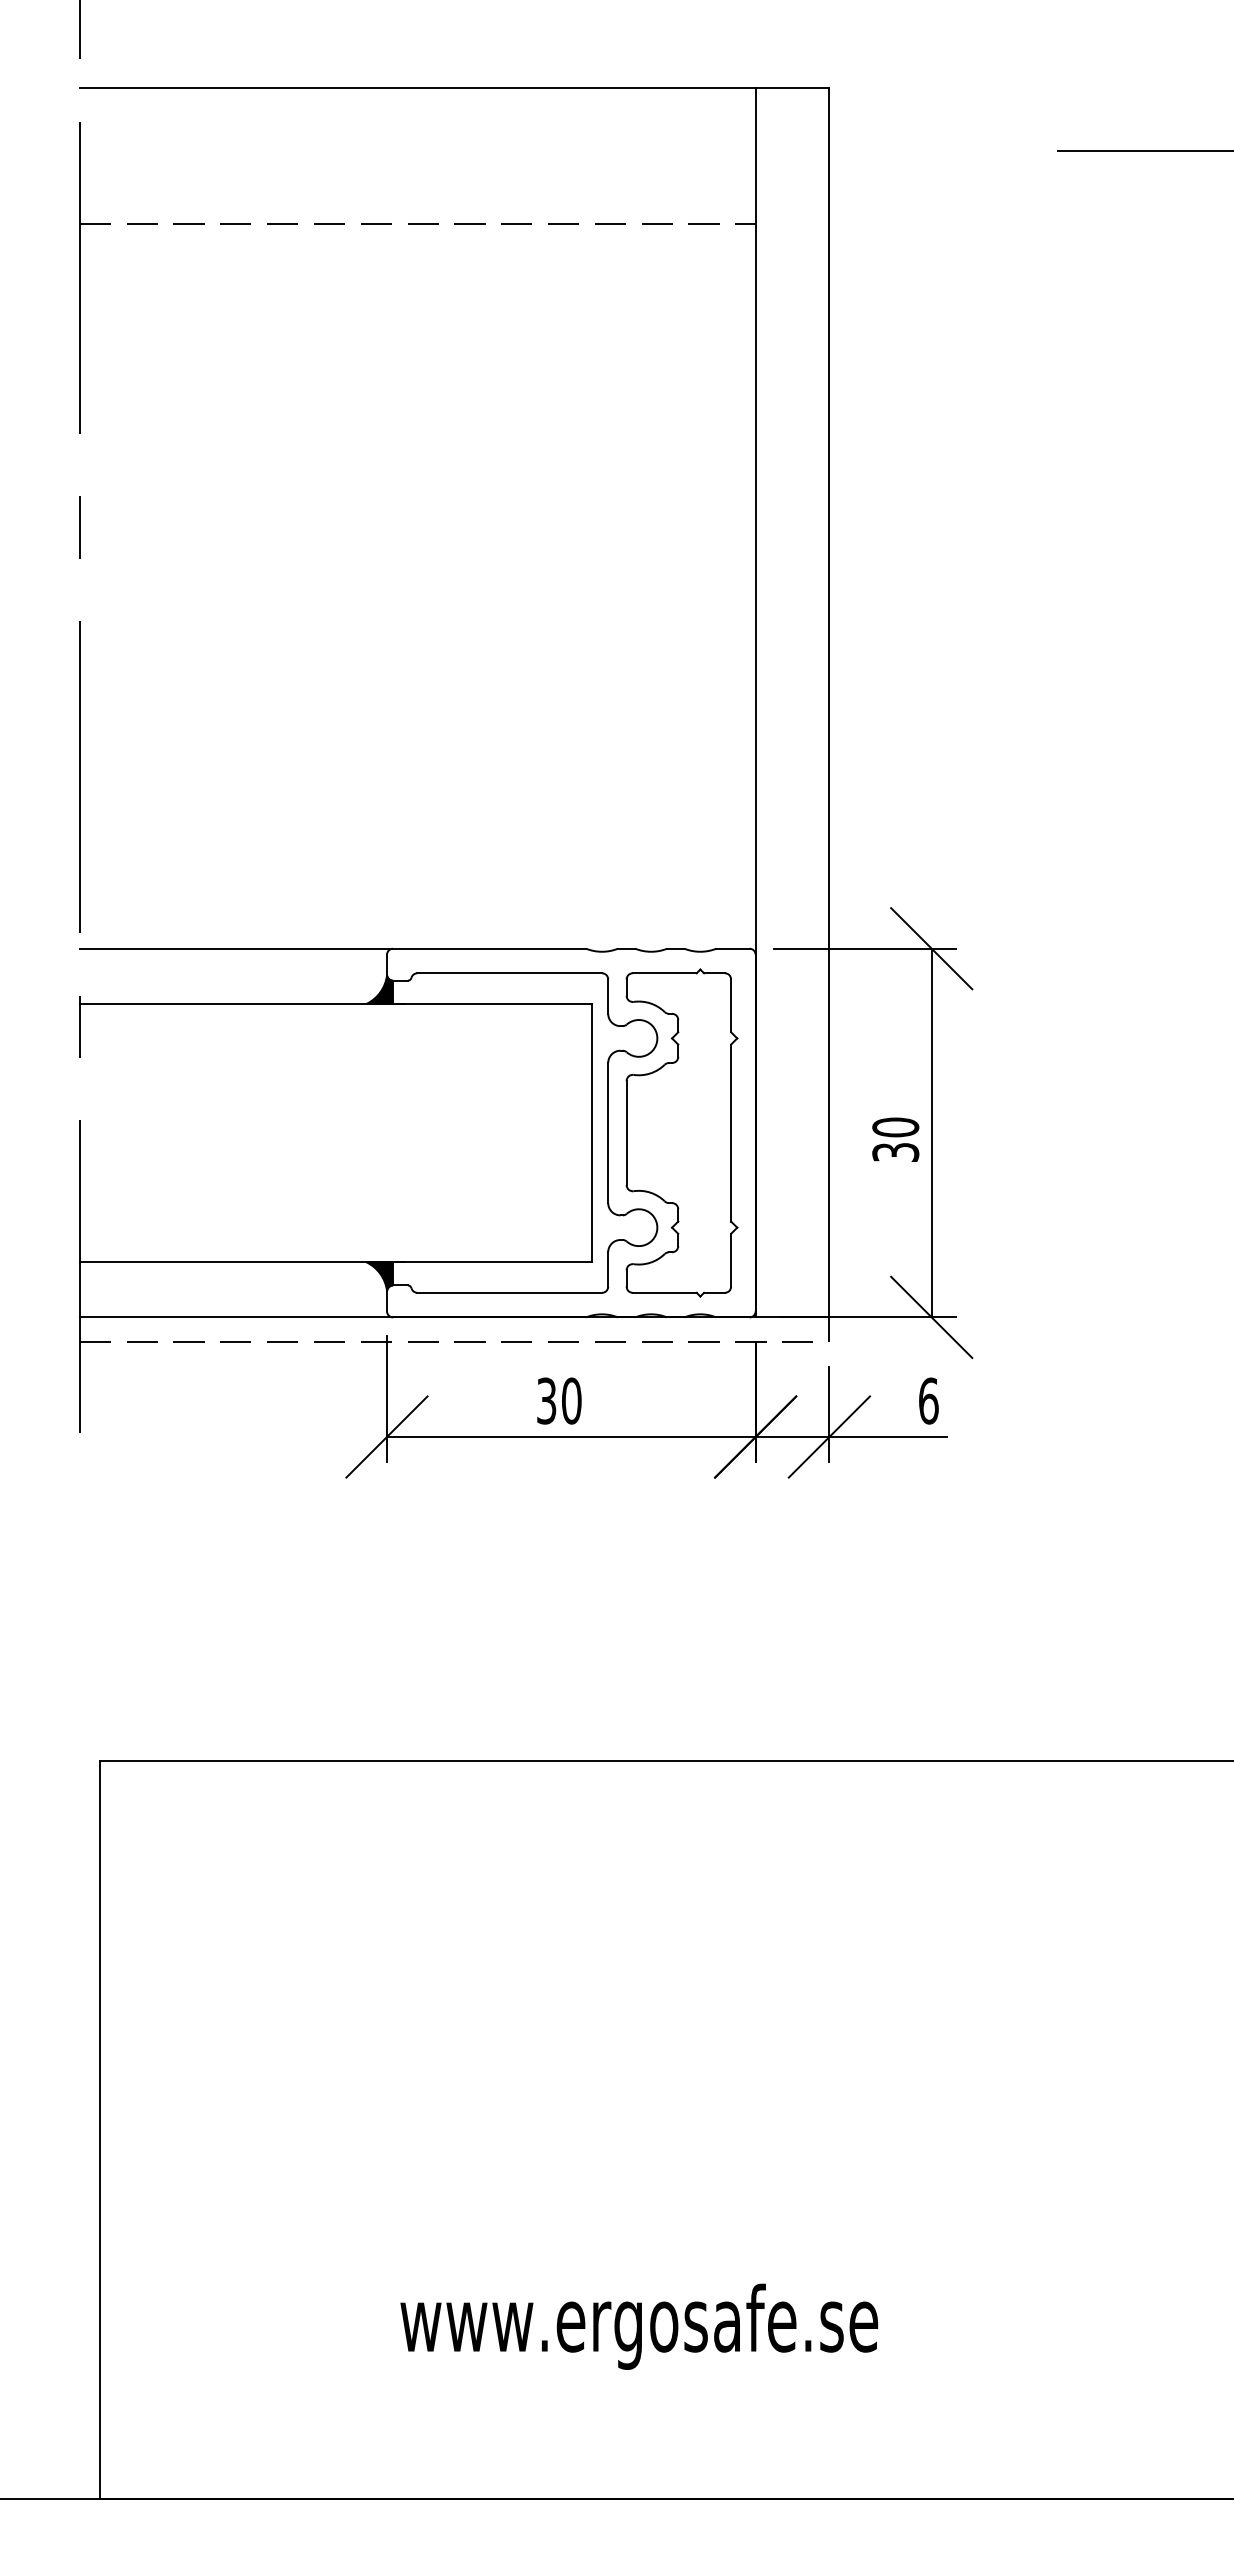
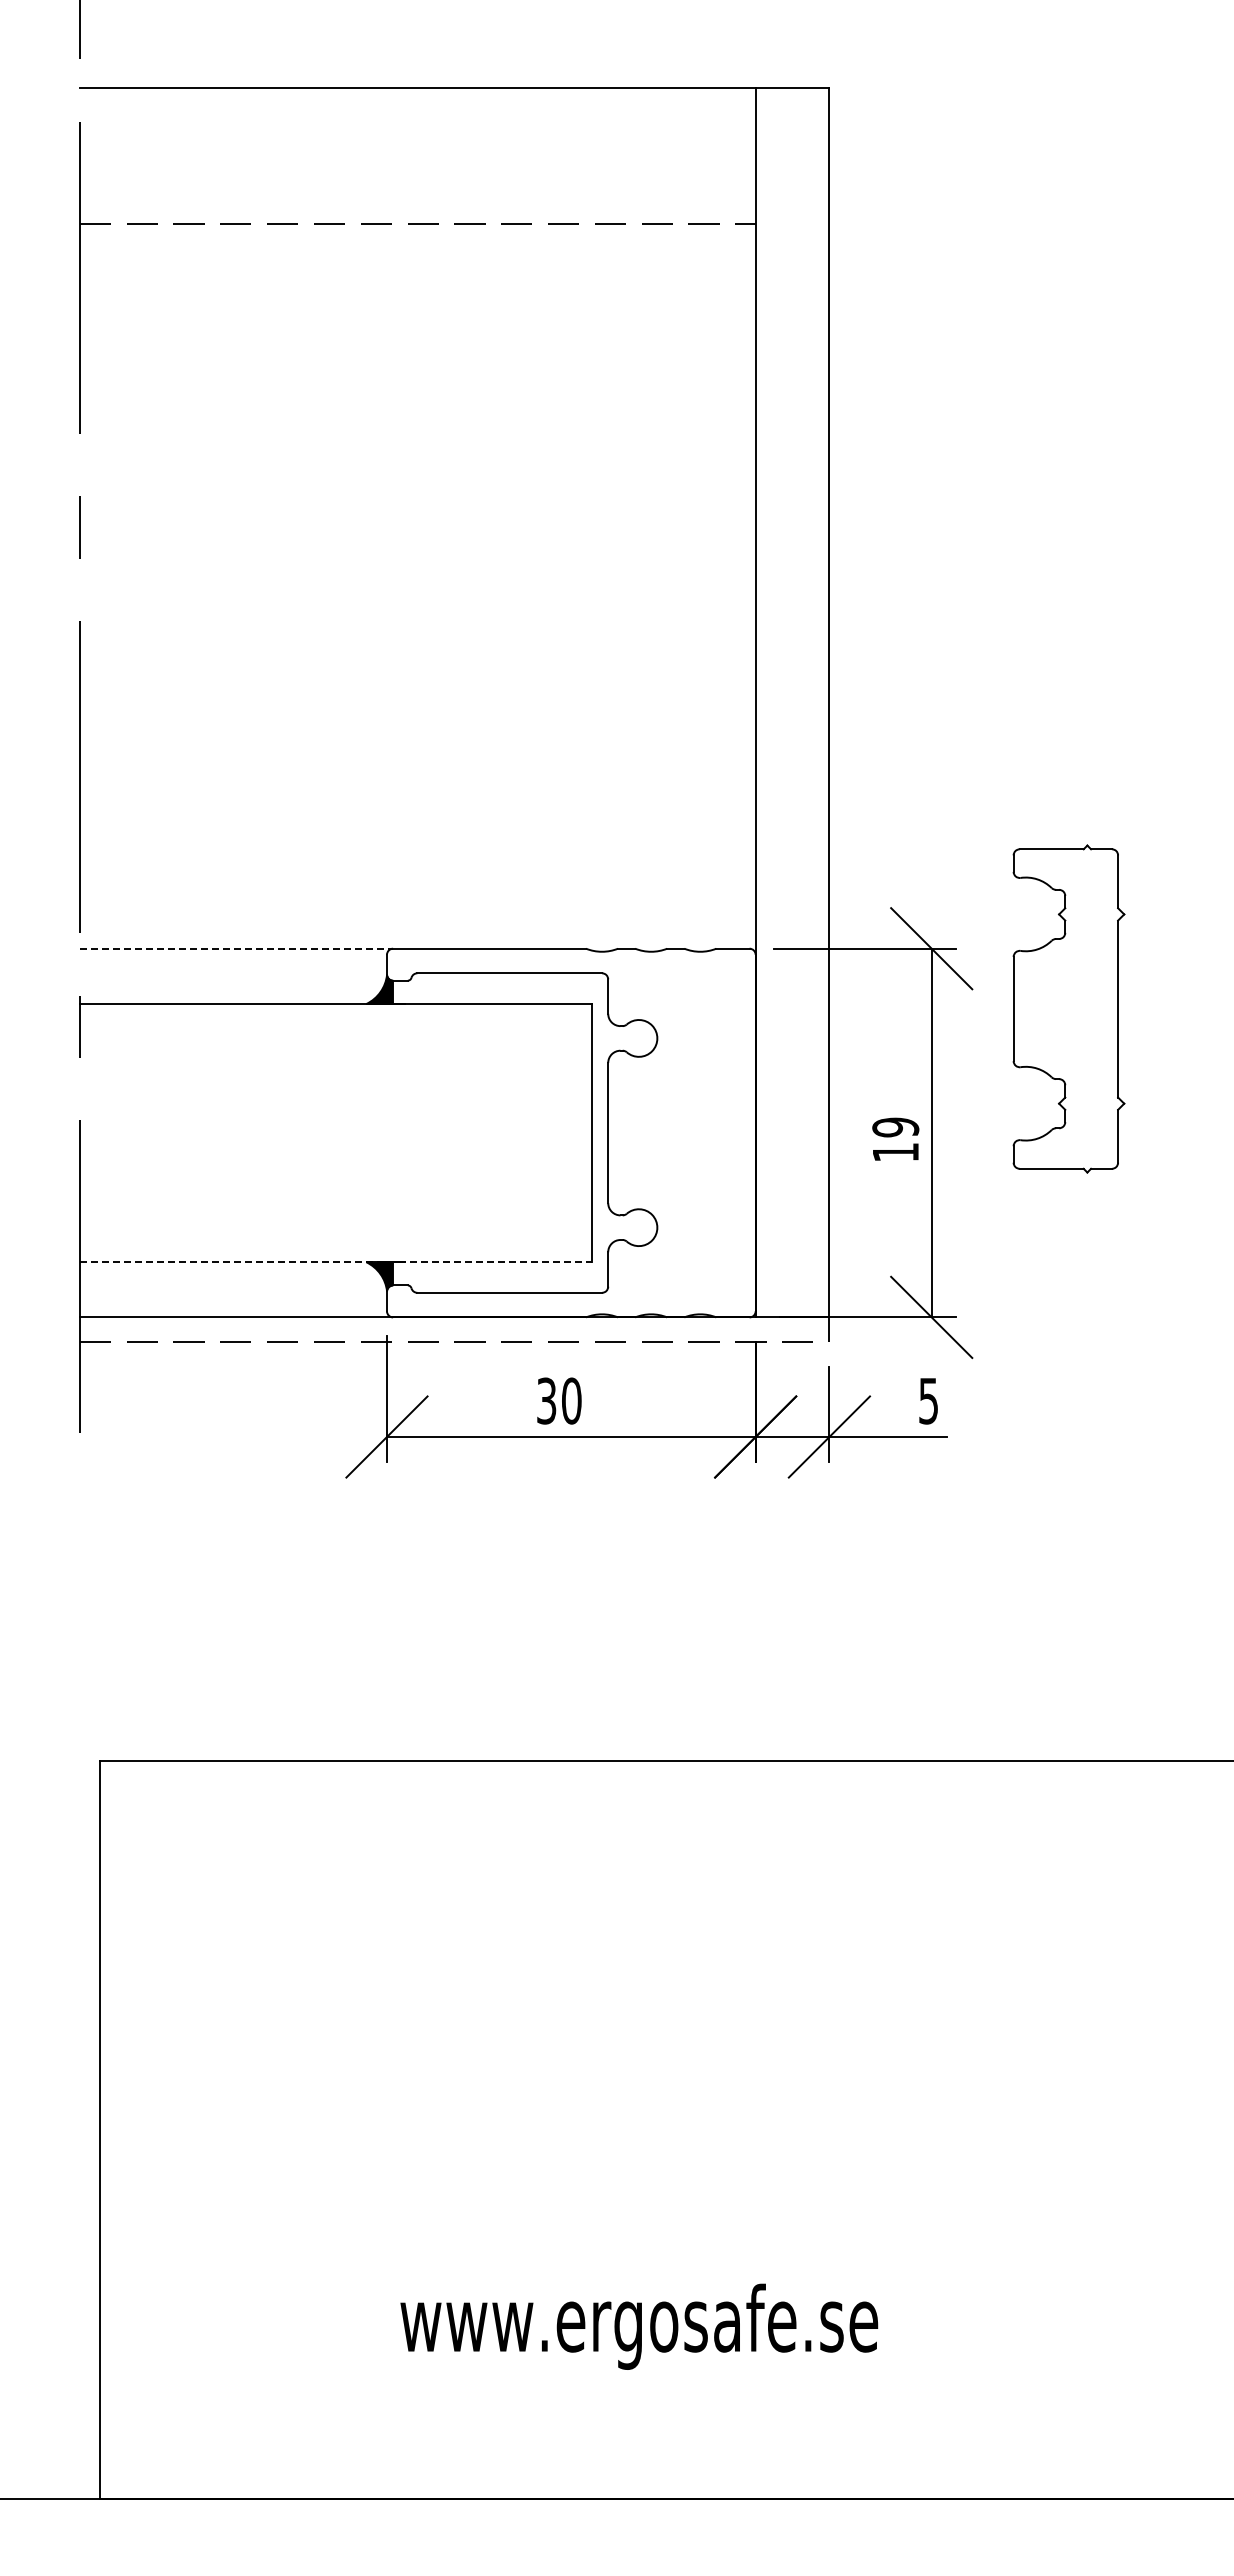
line: present -> none (1143, 150)
line: solid -> dashed (236, 948)
part position: (681, 1132) -> (1068, 1008) (1068, 1008)
text: 30 -> 19 (895, 1139)
line: solid -> dashed (336, 1262)
text: 6 -> 5 (928, 1400)
